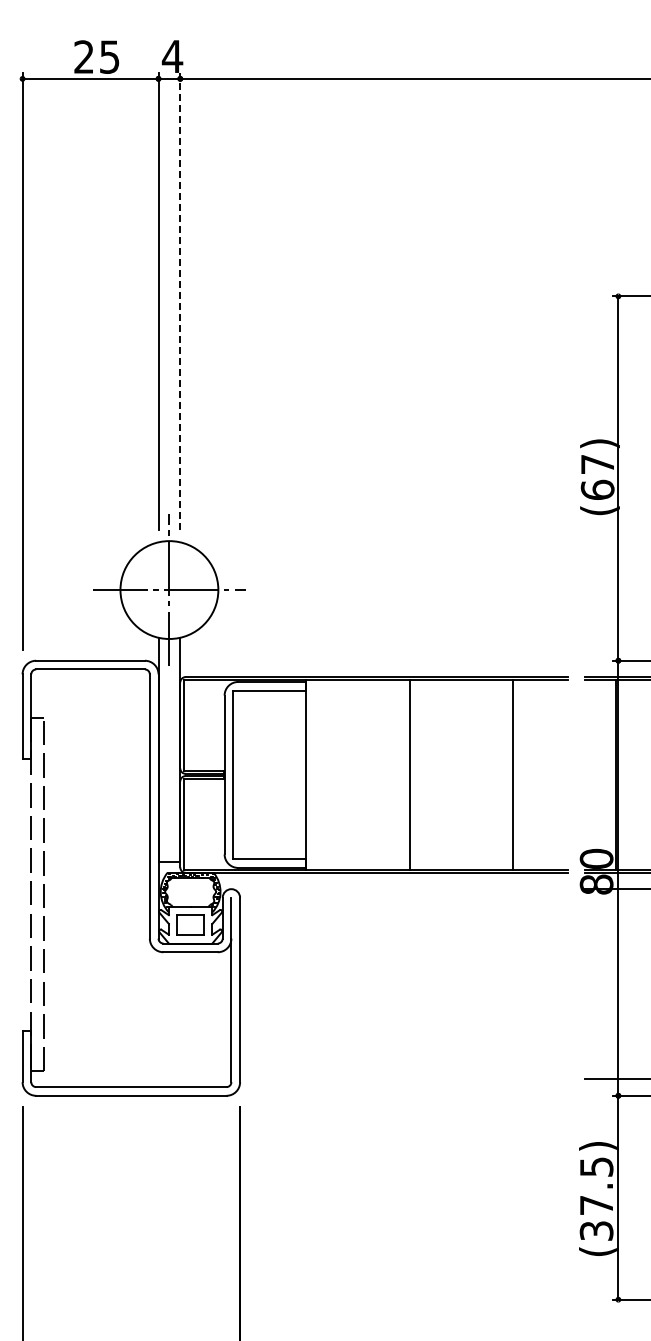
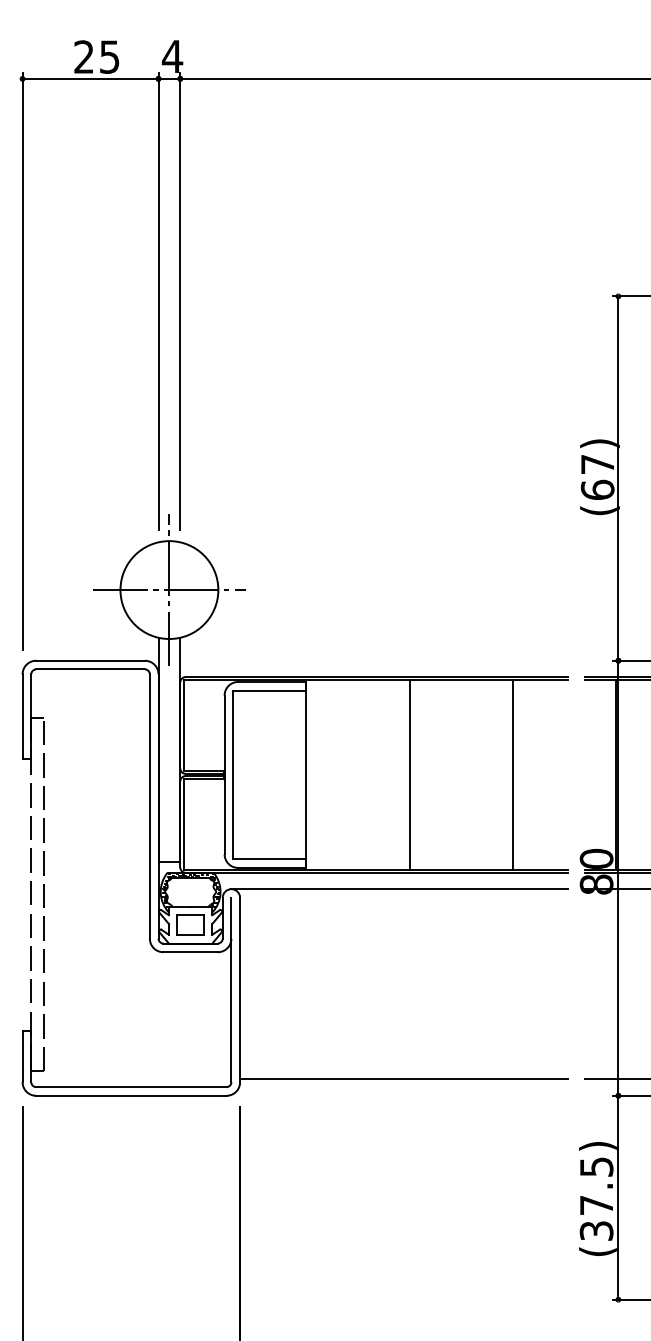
line: dashed -> solid (180, 301)
line: none -> present (399, 889)
line: none -> present (404, 1079)
